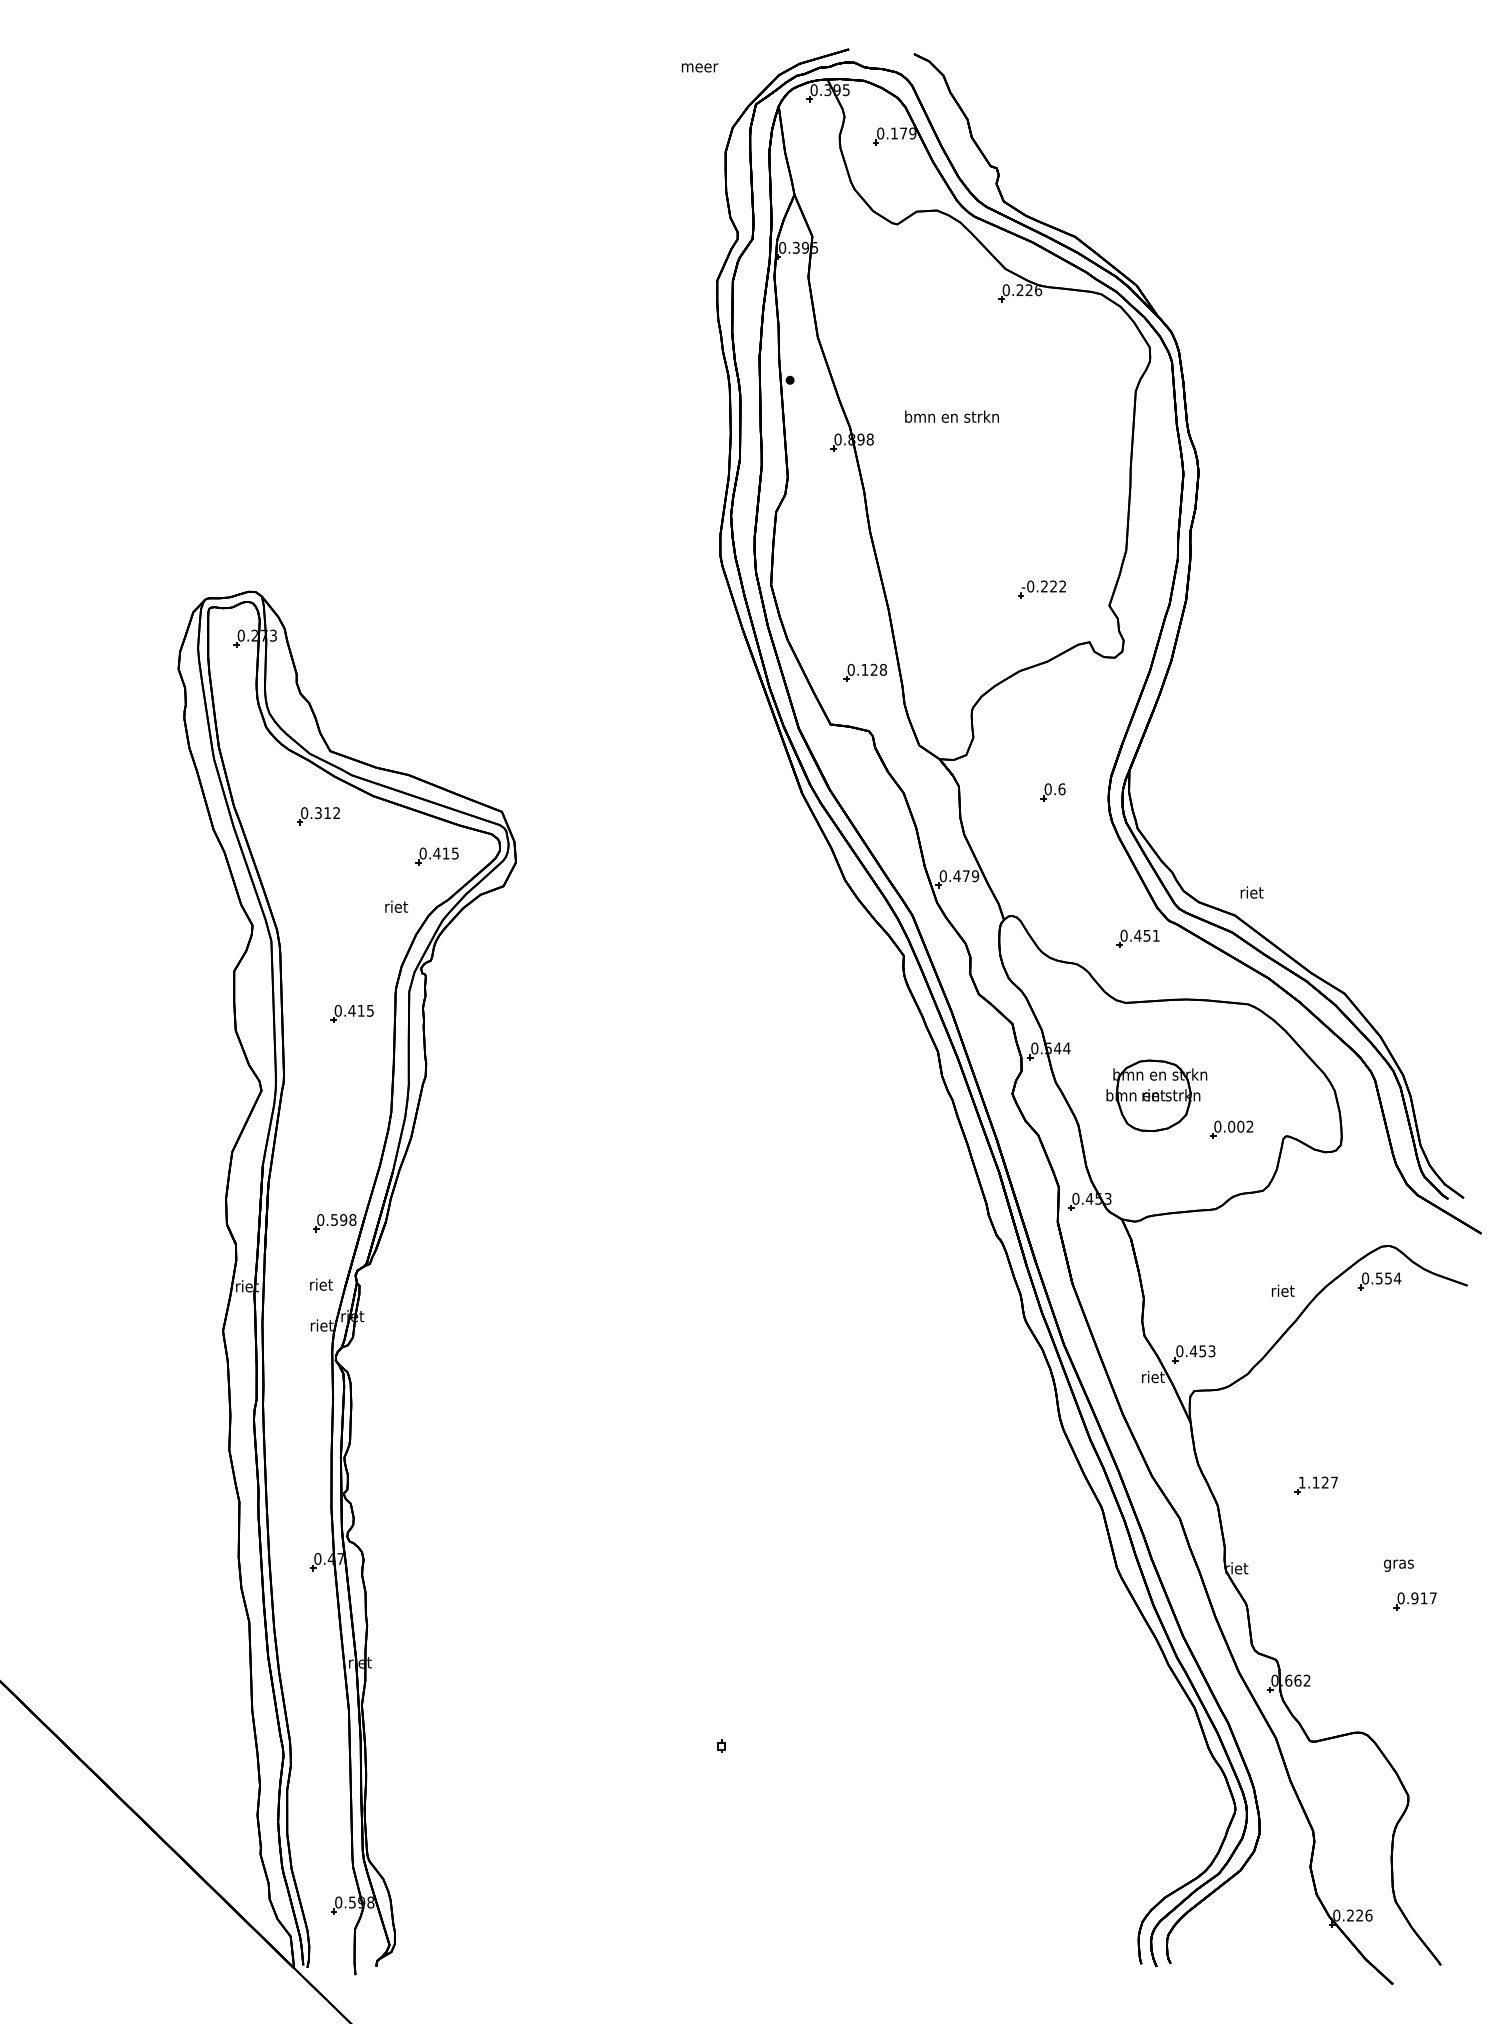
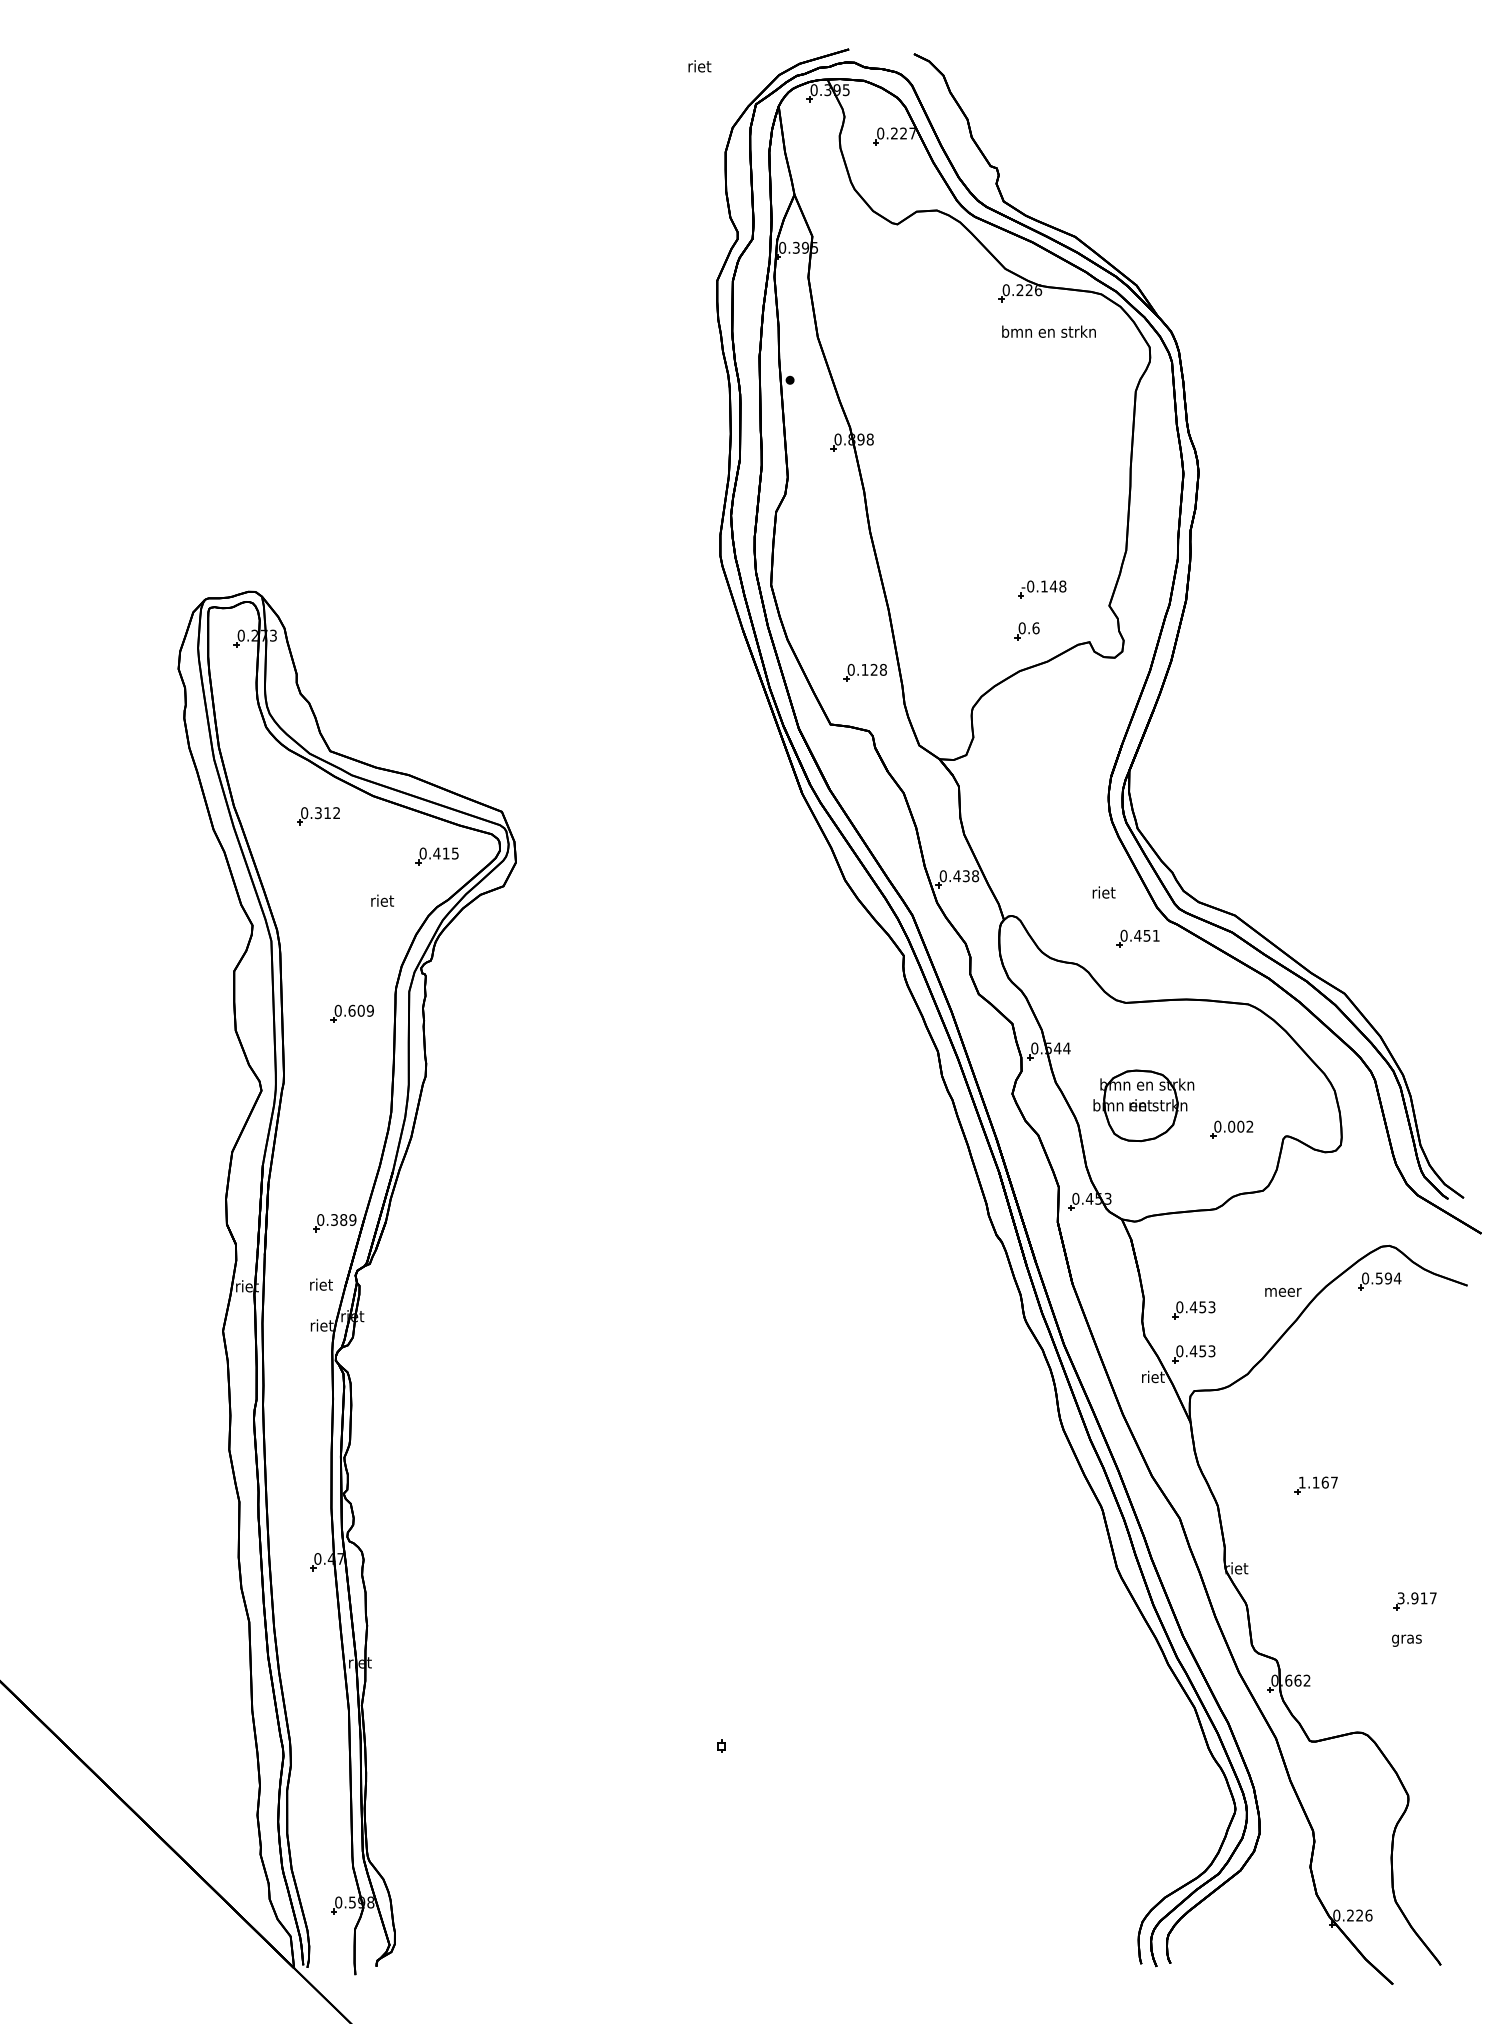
text: meer -> riet (699, 66)
text: 0.179 -> 0.227 (903, 133)
text position: (951, 416) -> (1048, 331) (1048, 331)
text: -0.222 -> -0.148 (1053, 586)
part position: (1052, 792) -> (1026, 631) (1026, 631)
text: 0.479 -> 0.438 (970, 876)
text position: (1251, 892) -> (1103, 892) (1103, 892)
text position: (396, 906) -> (382, 900) (382, 900)
text: 0.415 -> 0.609 (360, 1010)
part position: (1156, 1095) -> (1143, 1105) (1143, 1105)
text: 0.598 -> 0.389 (343, 1219)
text: 0.554 -> 0.594 (1388, 1278)
text: riet -> meer (1283, 1290)
part: none -> present (1193, 1310)
text: 1.127 -> 1.167 (1324, 1482)
text position: (1398, 1565) -> (1406, 1640) (1406, 1640)
text: 0.917 -> 3.917 (1400, 1598)
